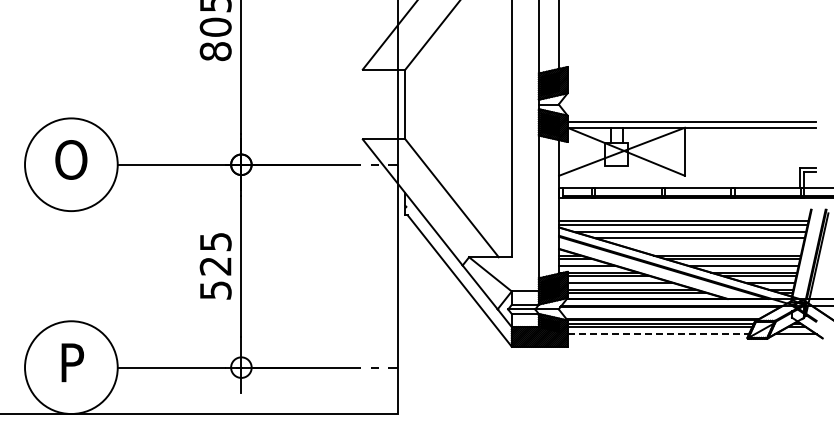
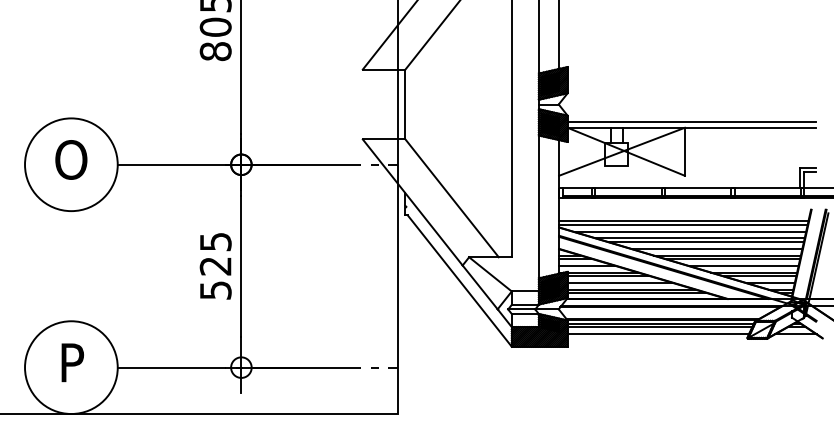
line: none -> present (705, 241)
line: none -> present (717, 249)
line: dashed -> solid (658, 334)
